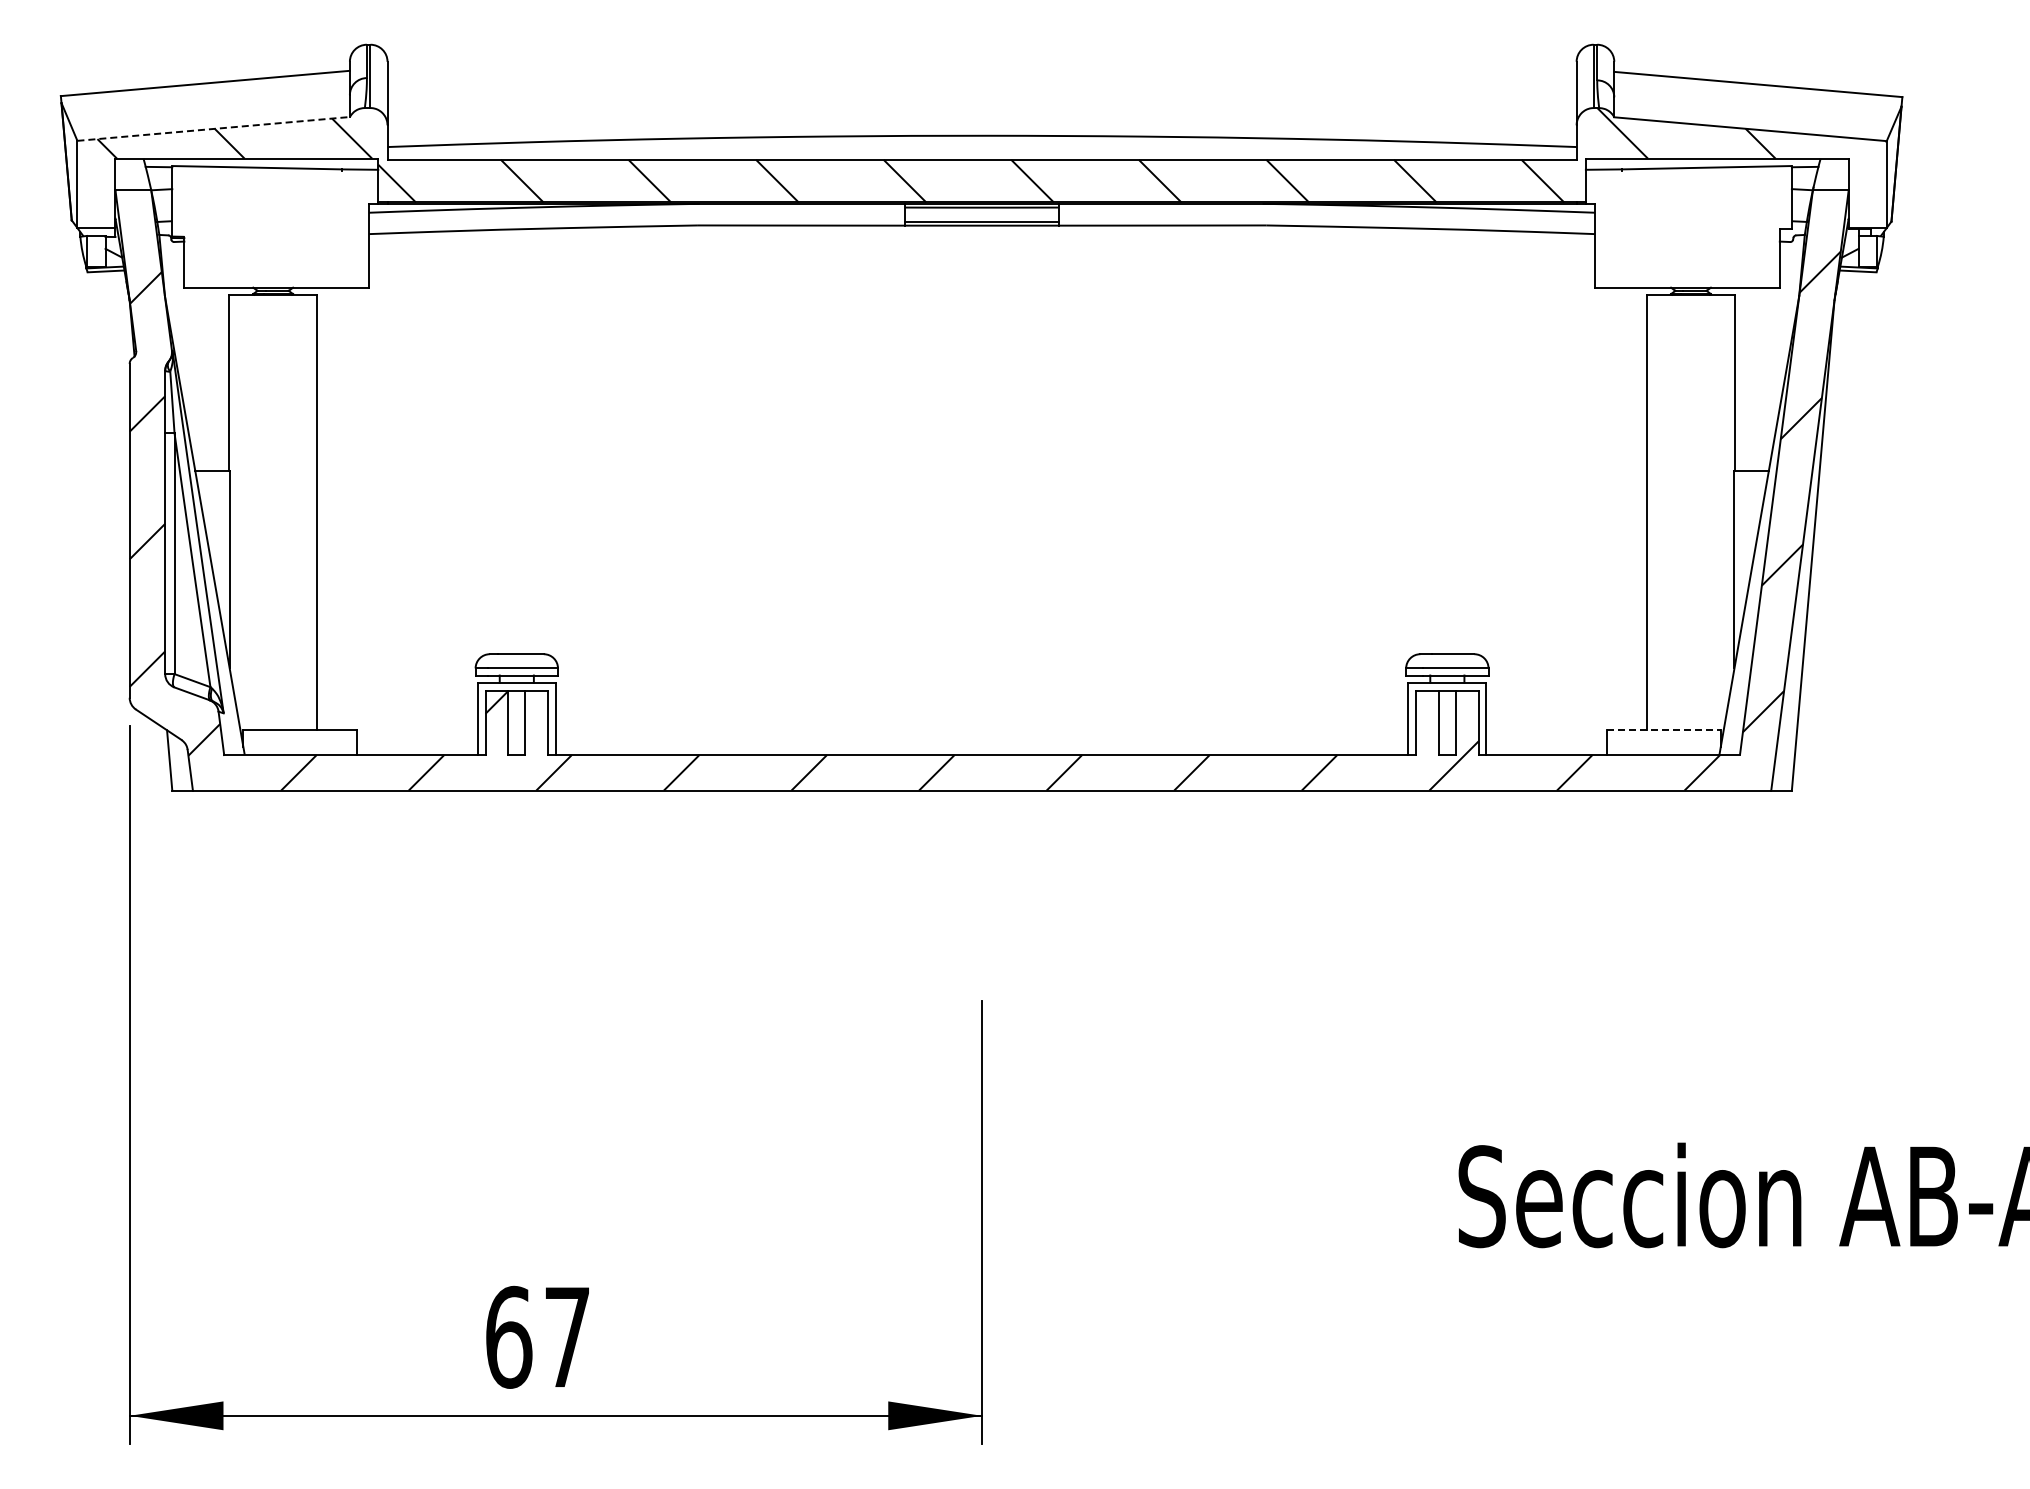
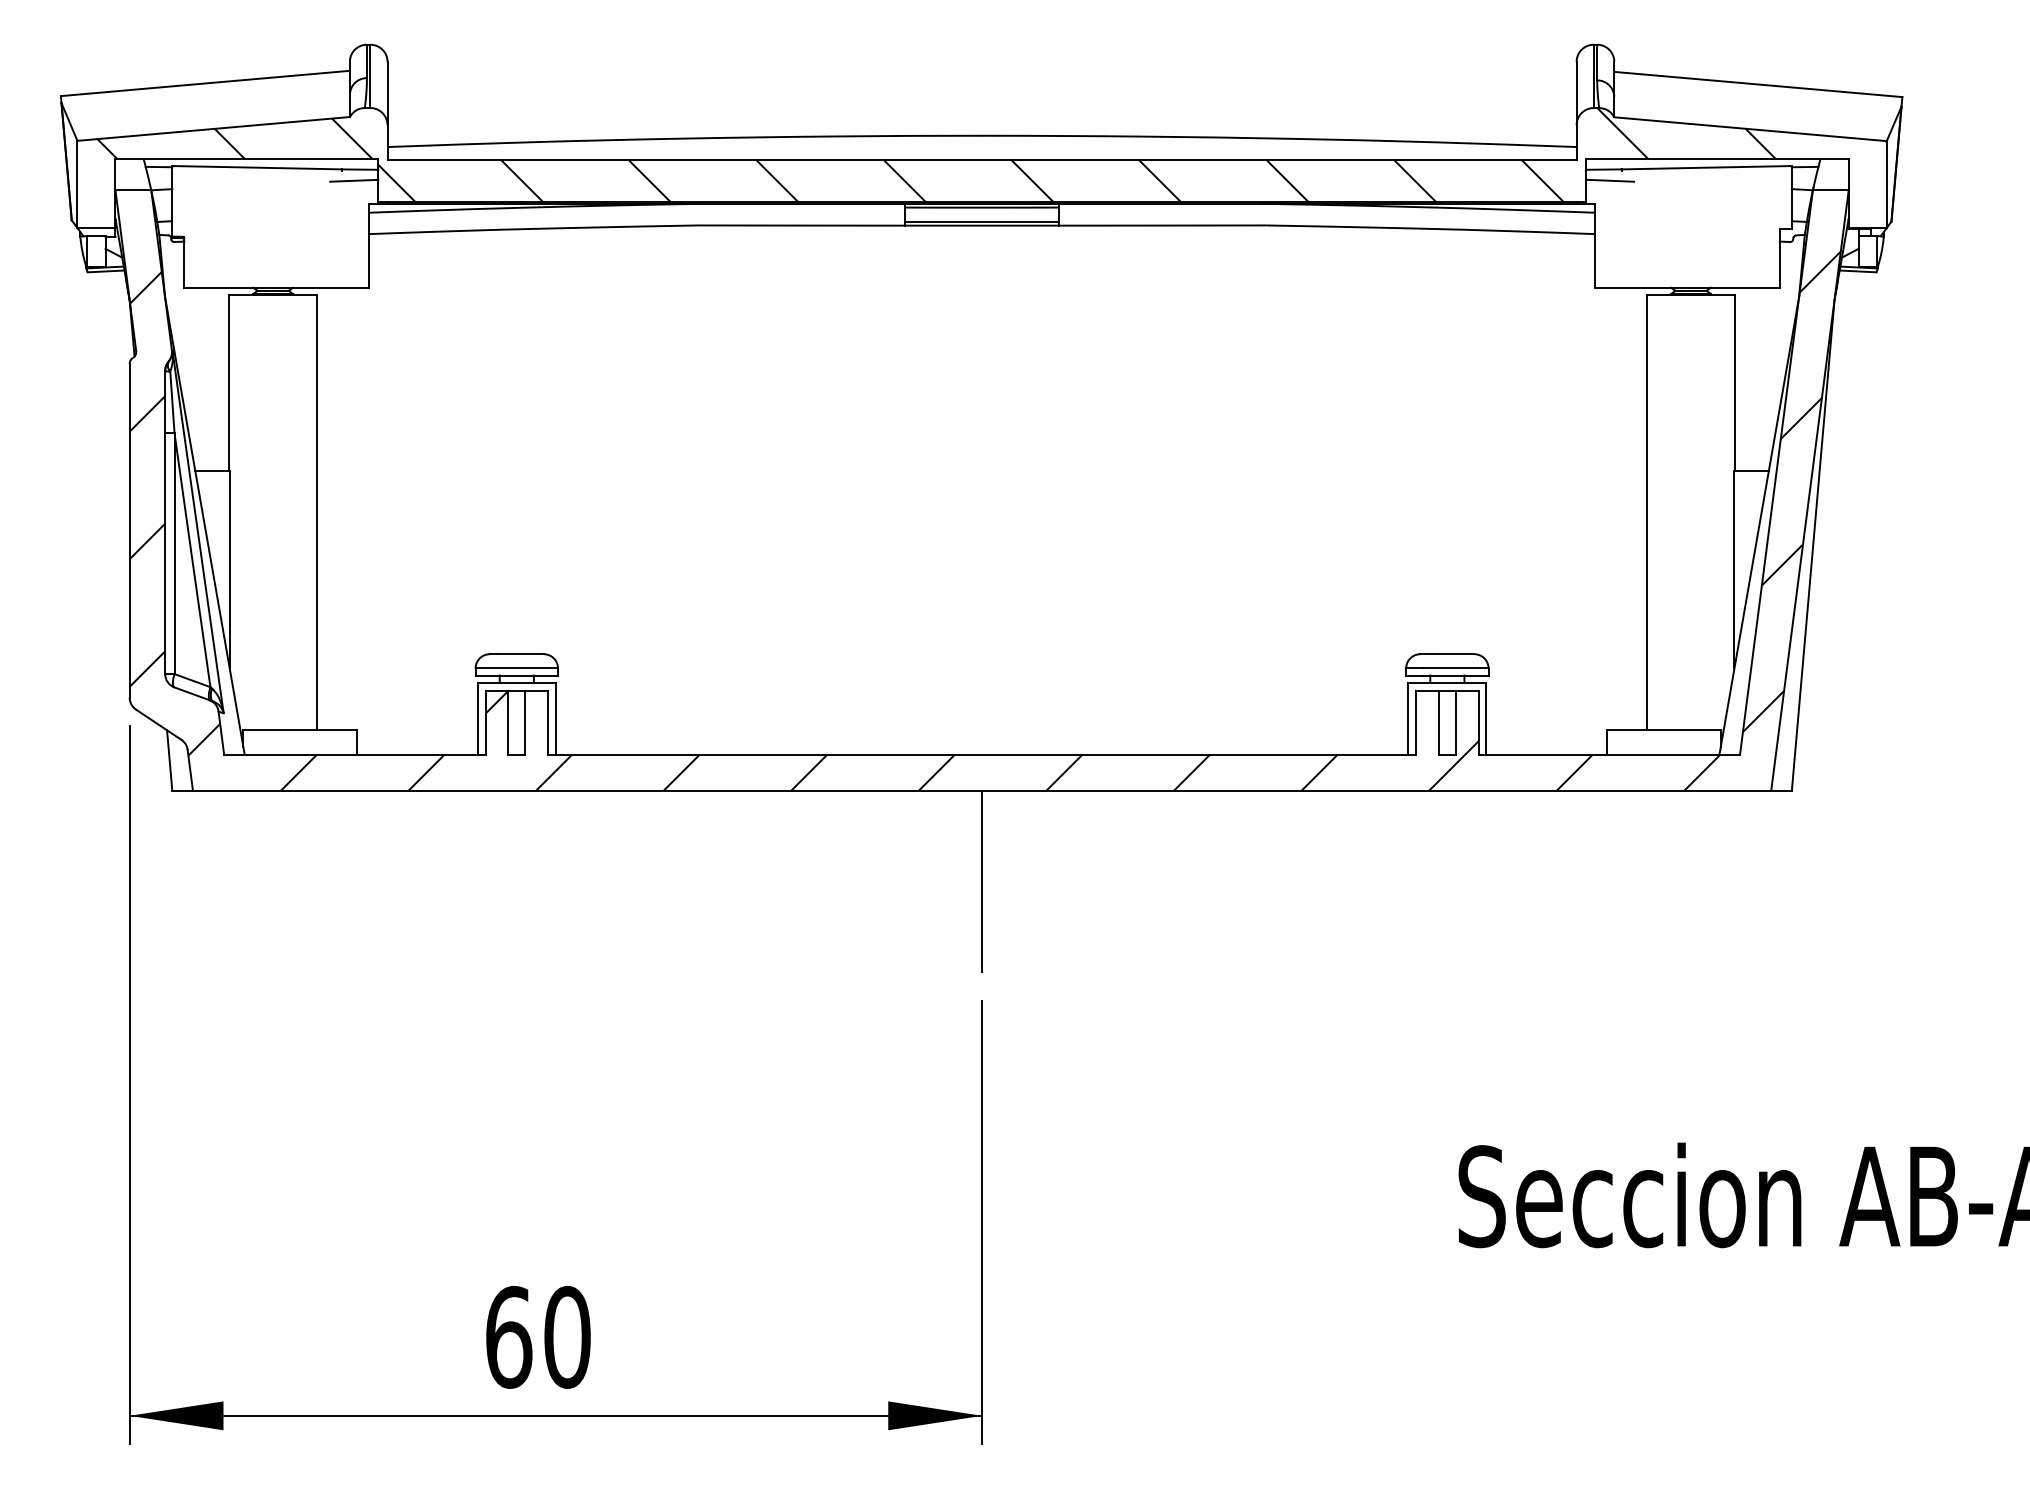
line: dashed -> solid (213, 128)
line: none -> present (354, 180)
line: none -> present (1609, 180)
line: dashed -> solid (1664, 729)
line: none -> present (982, 881)
text: 67 -> 60 (567, 1336)
